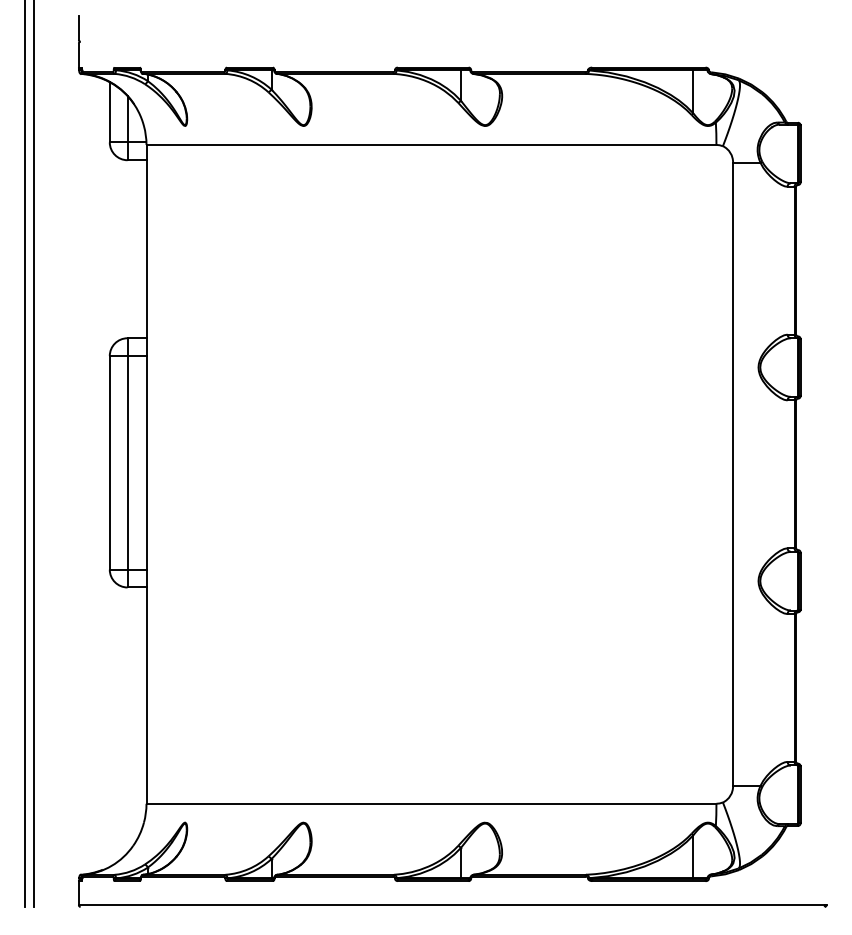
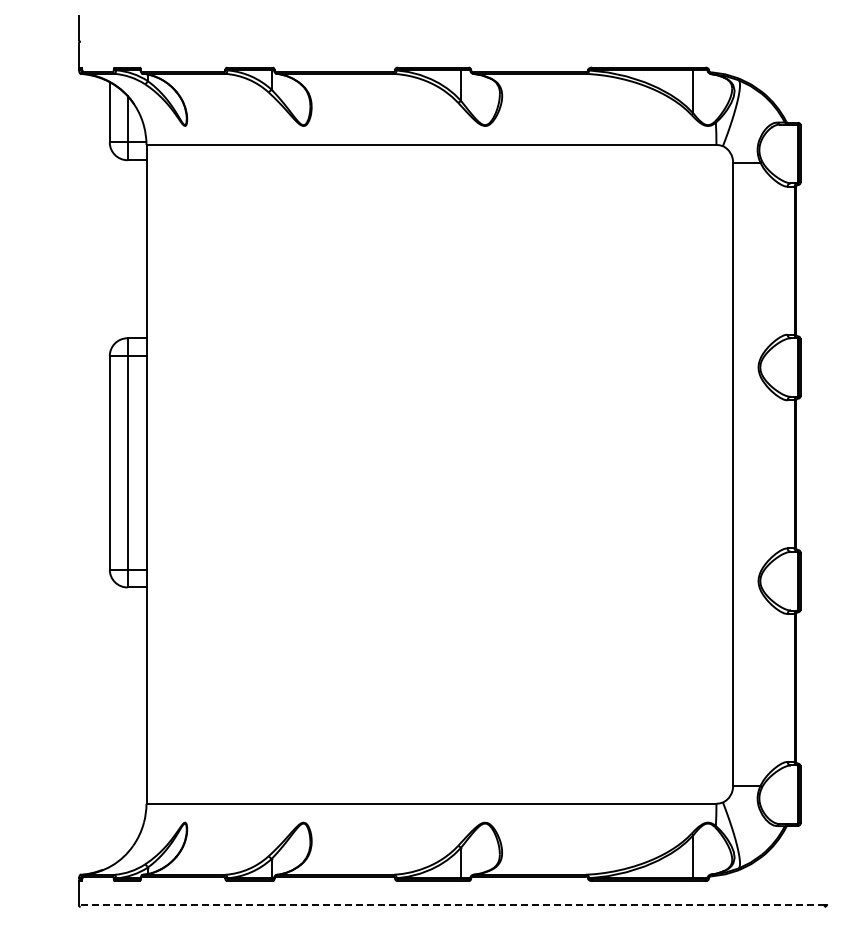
line: present -> none (25, 454)
line: present -> none (34, 454)
line: solid -> dashed (451, 905)
